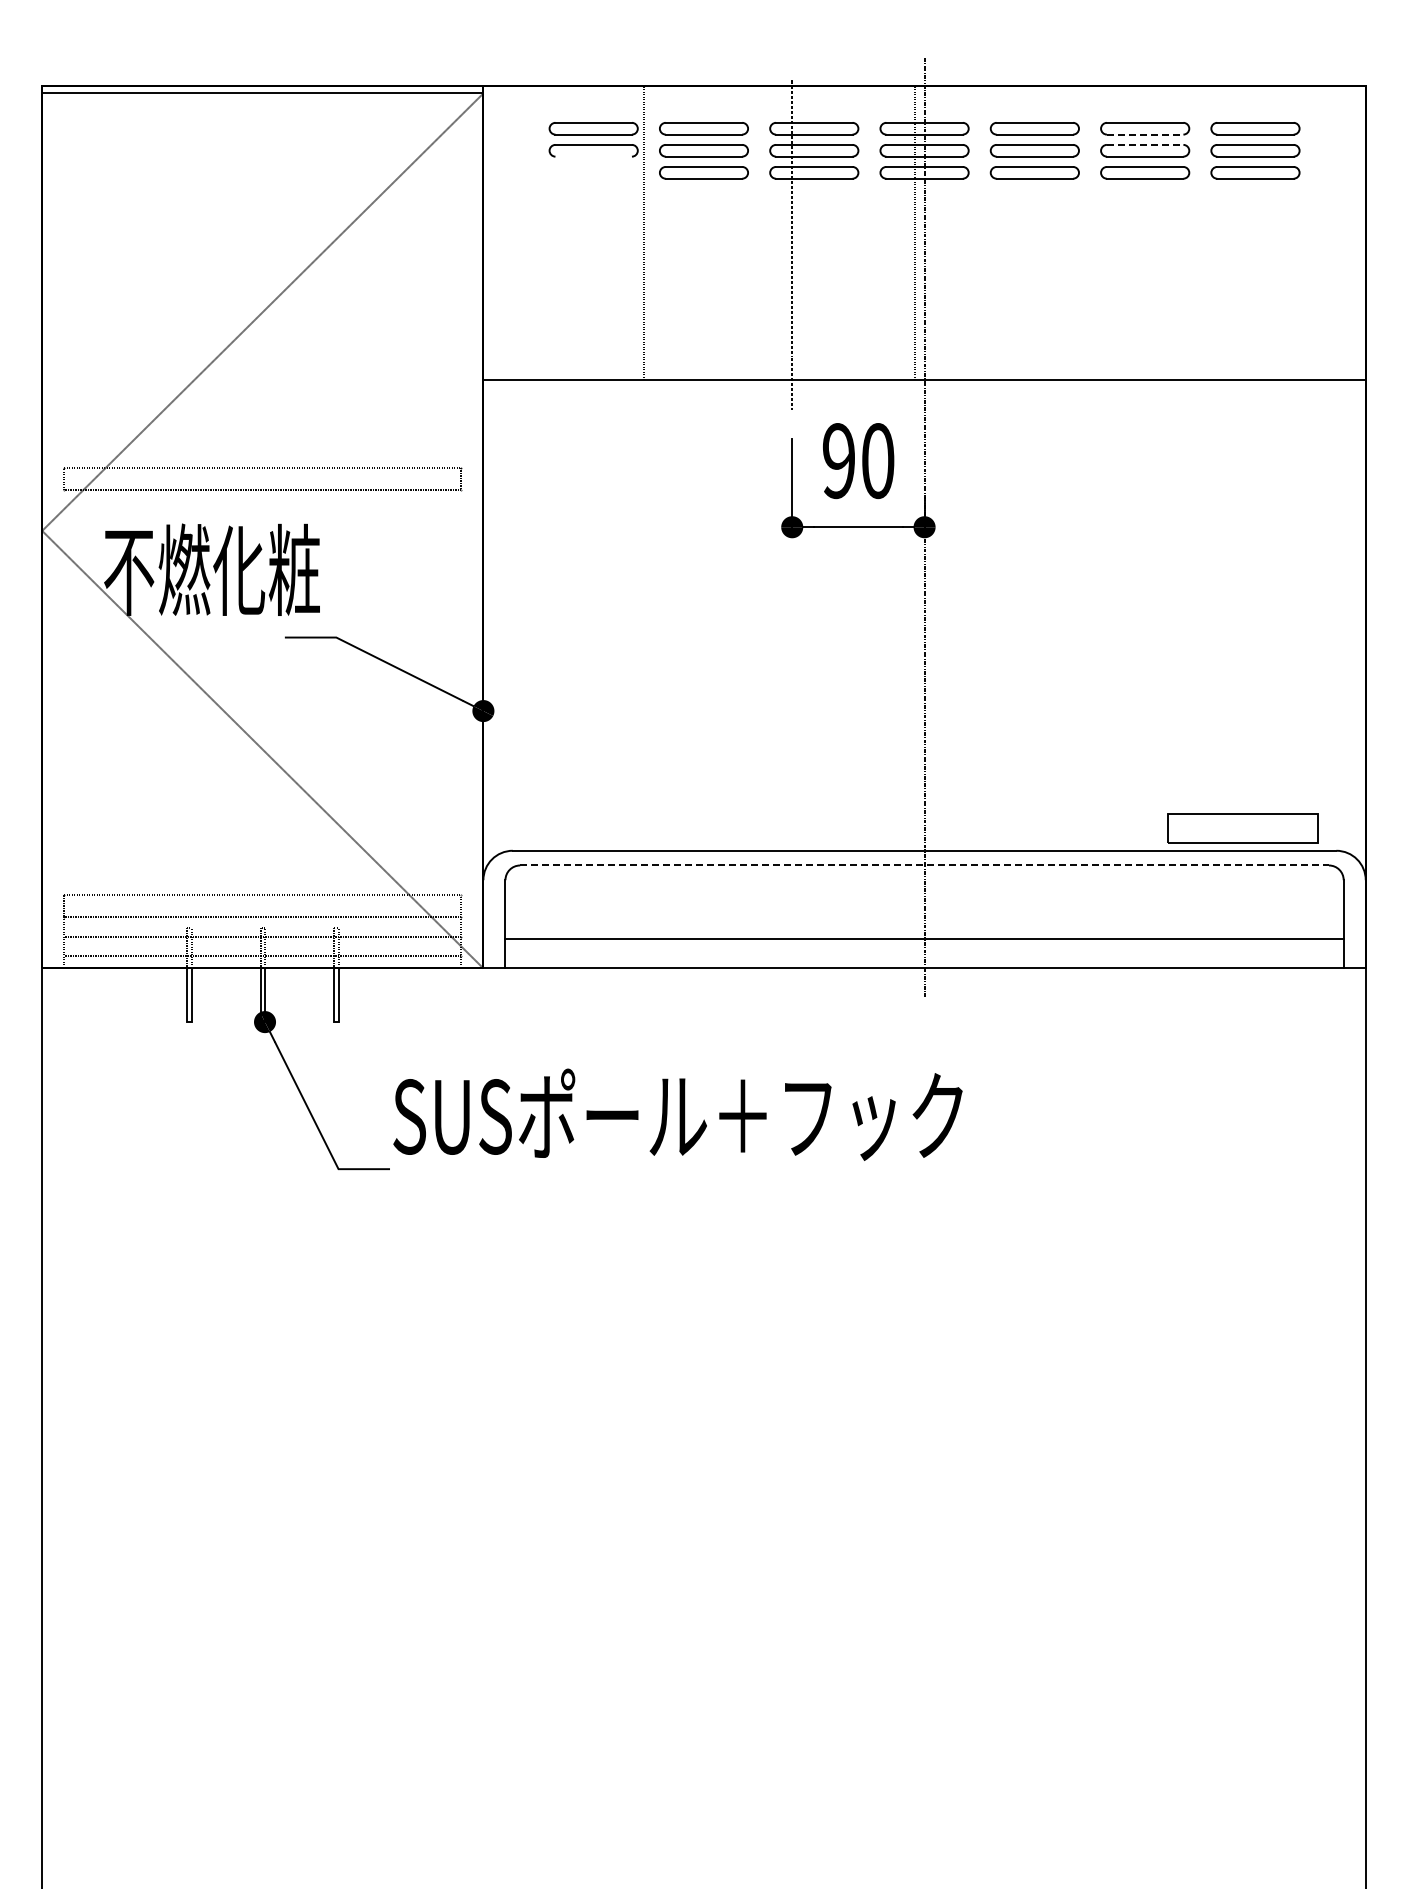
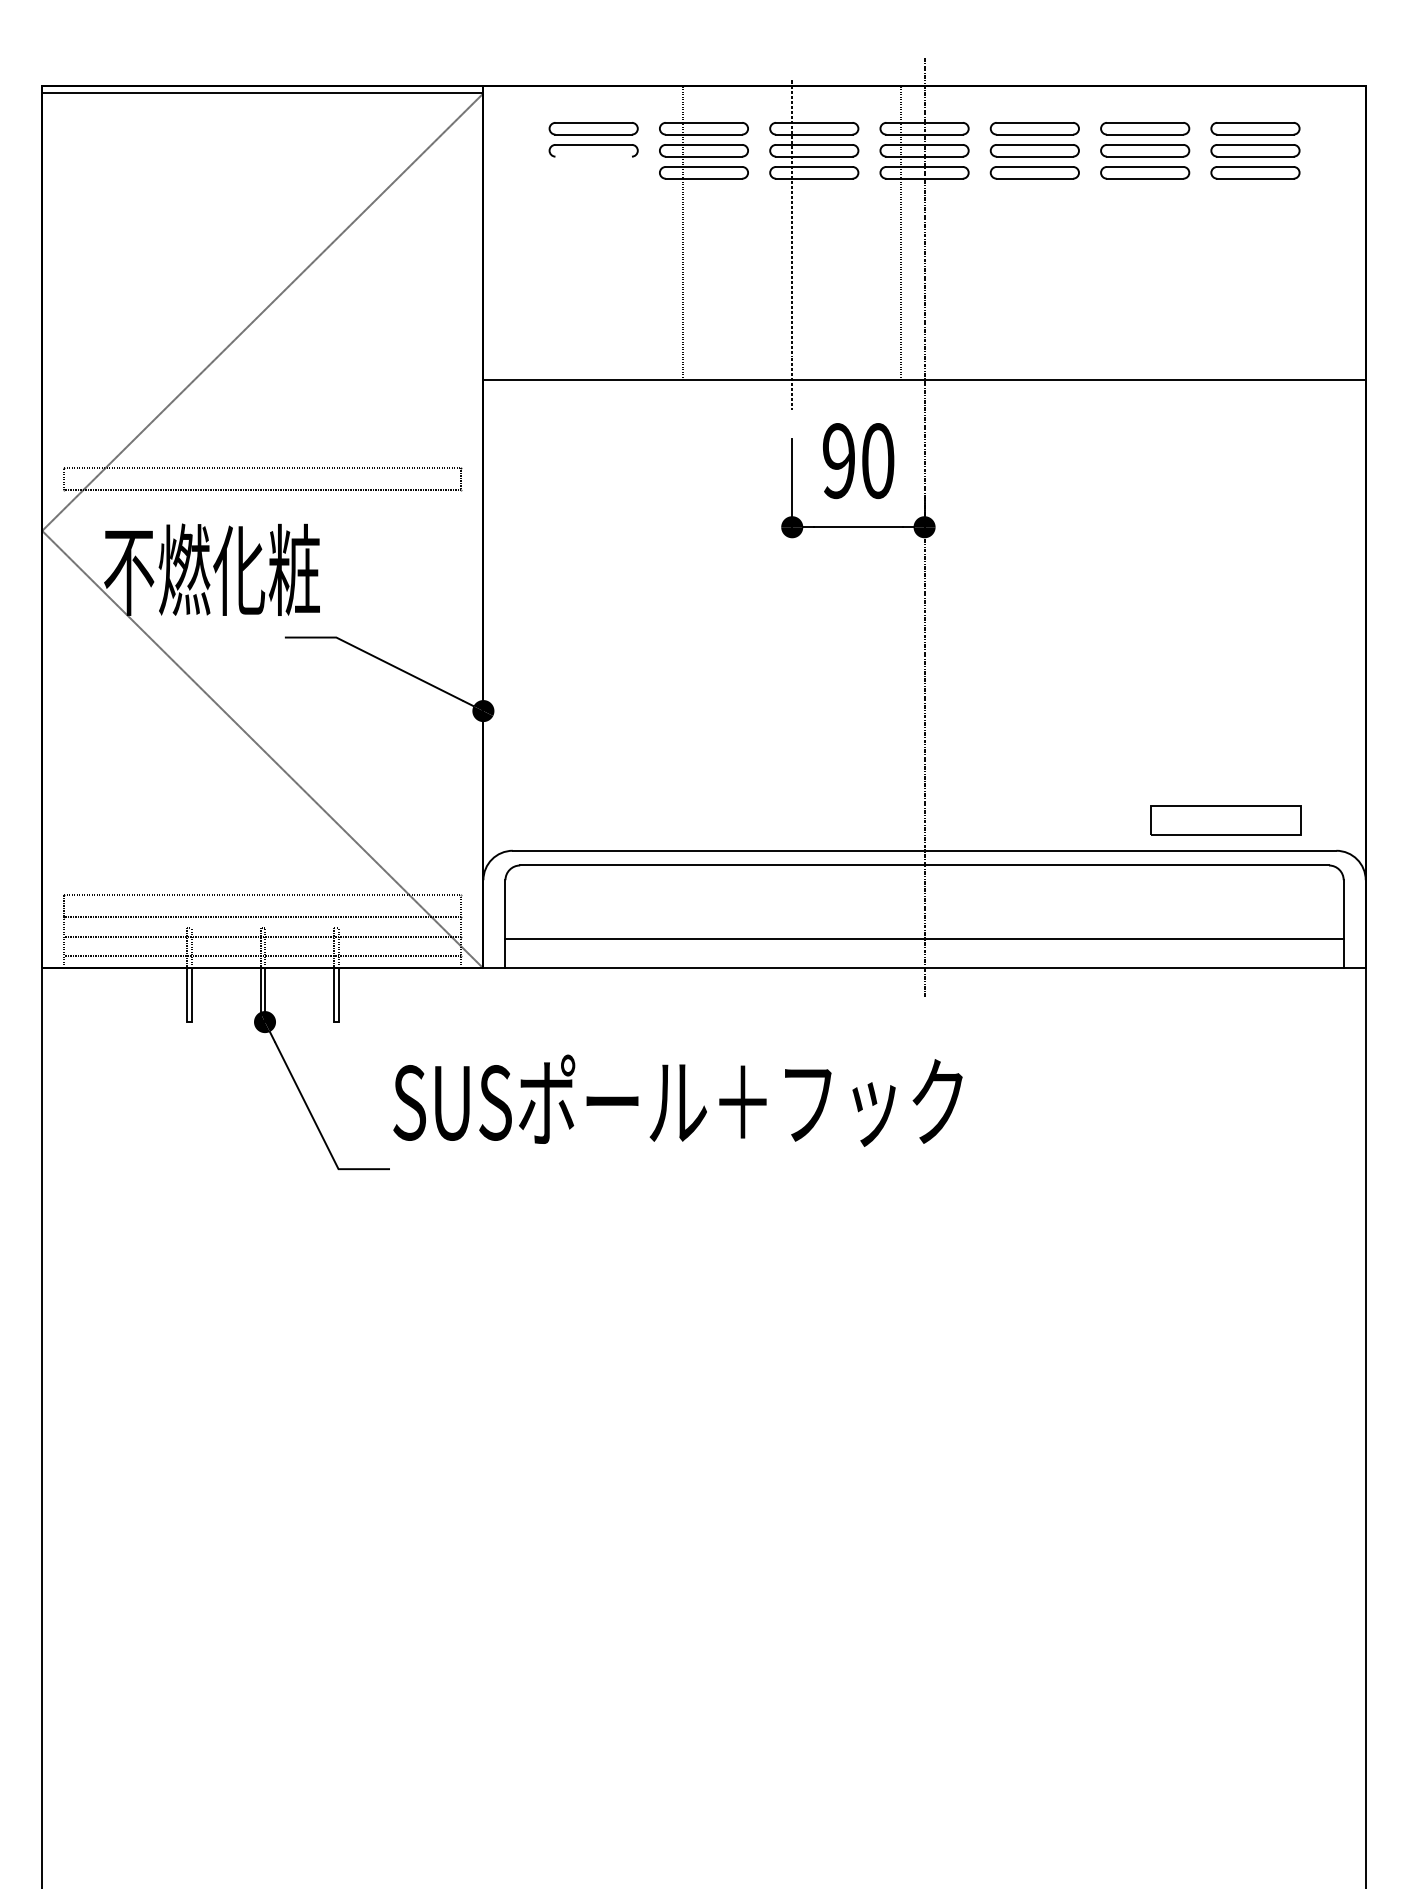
line: dashed -> solid (1145, 134)
line: dashed -> solid (1145, 144)
line position: (644, 233) -> (683, 233) (683, 233)
line position: (915, 233) -> (901, 233) (901, 233)
part position: (1242, 828) -> (1225, 820) (1225, 820)
line: dashed -> solid (925, 865)
text position: (677, 1114) -> (677, 1100) (677, 1100)
